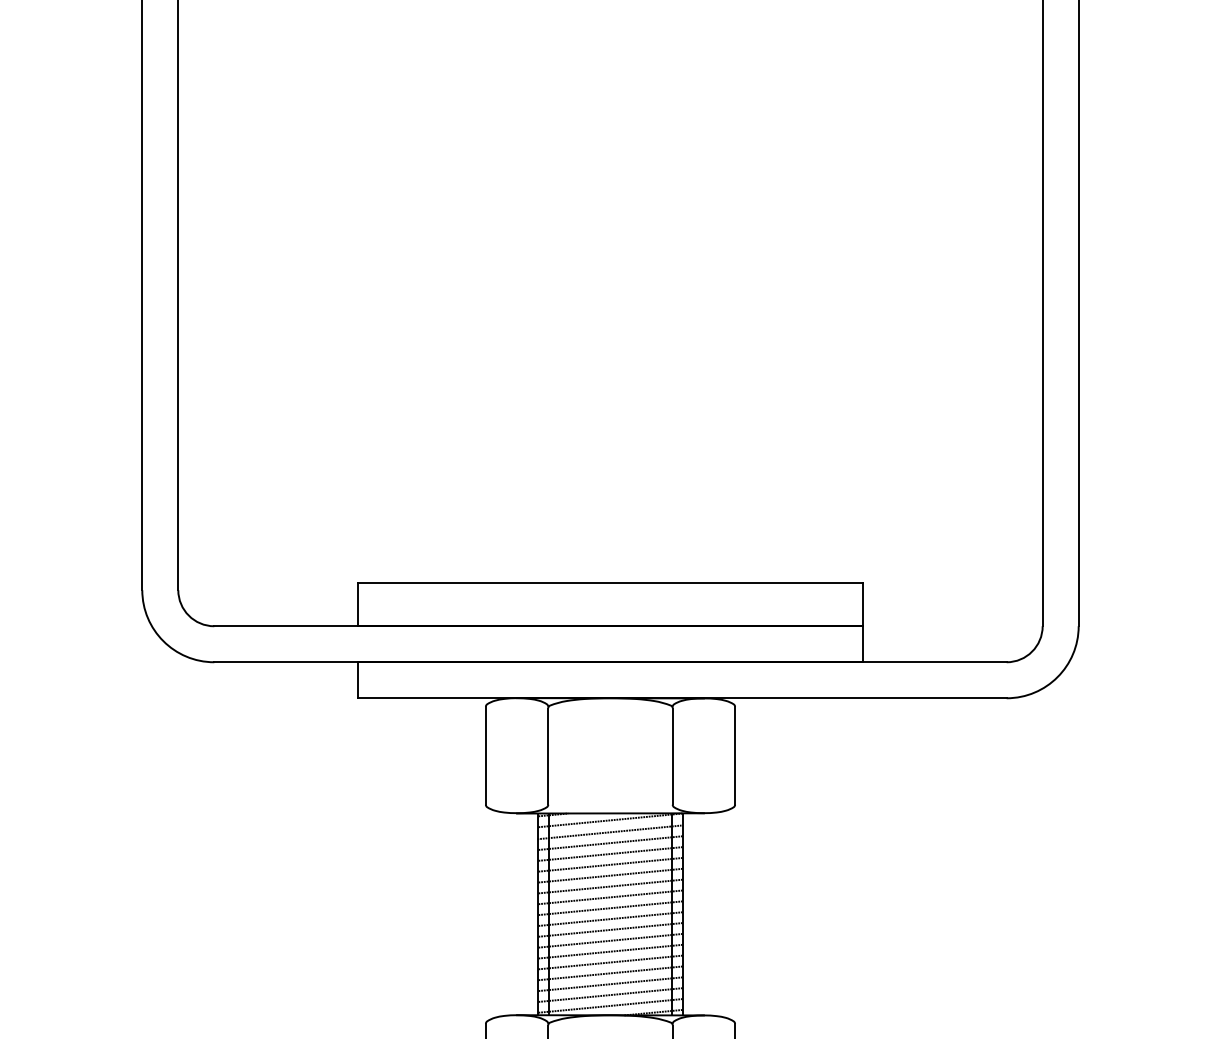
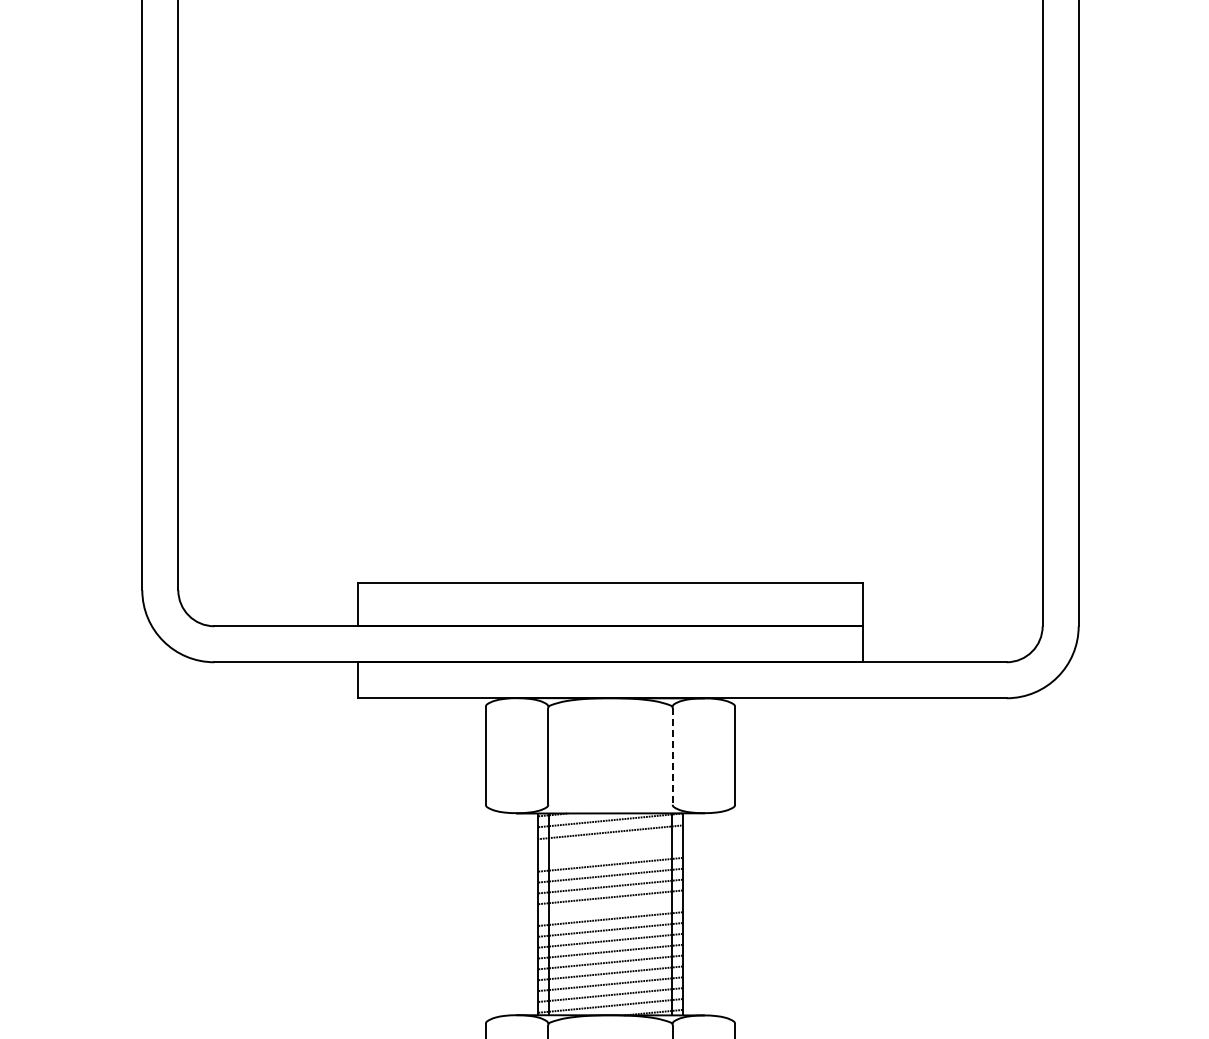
line: solid -> dashed (672, 756)
line: present -> none (610, 842)
line: present -> none (610, 853)
line: present -> none (610, 908)
